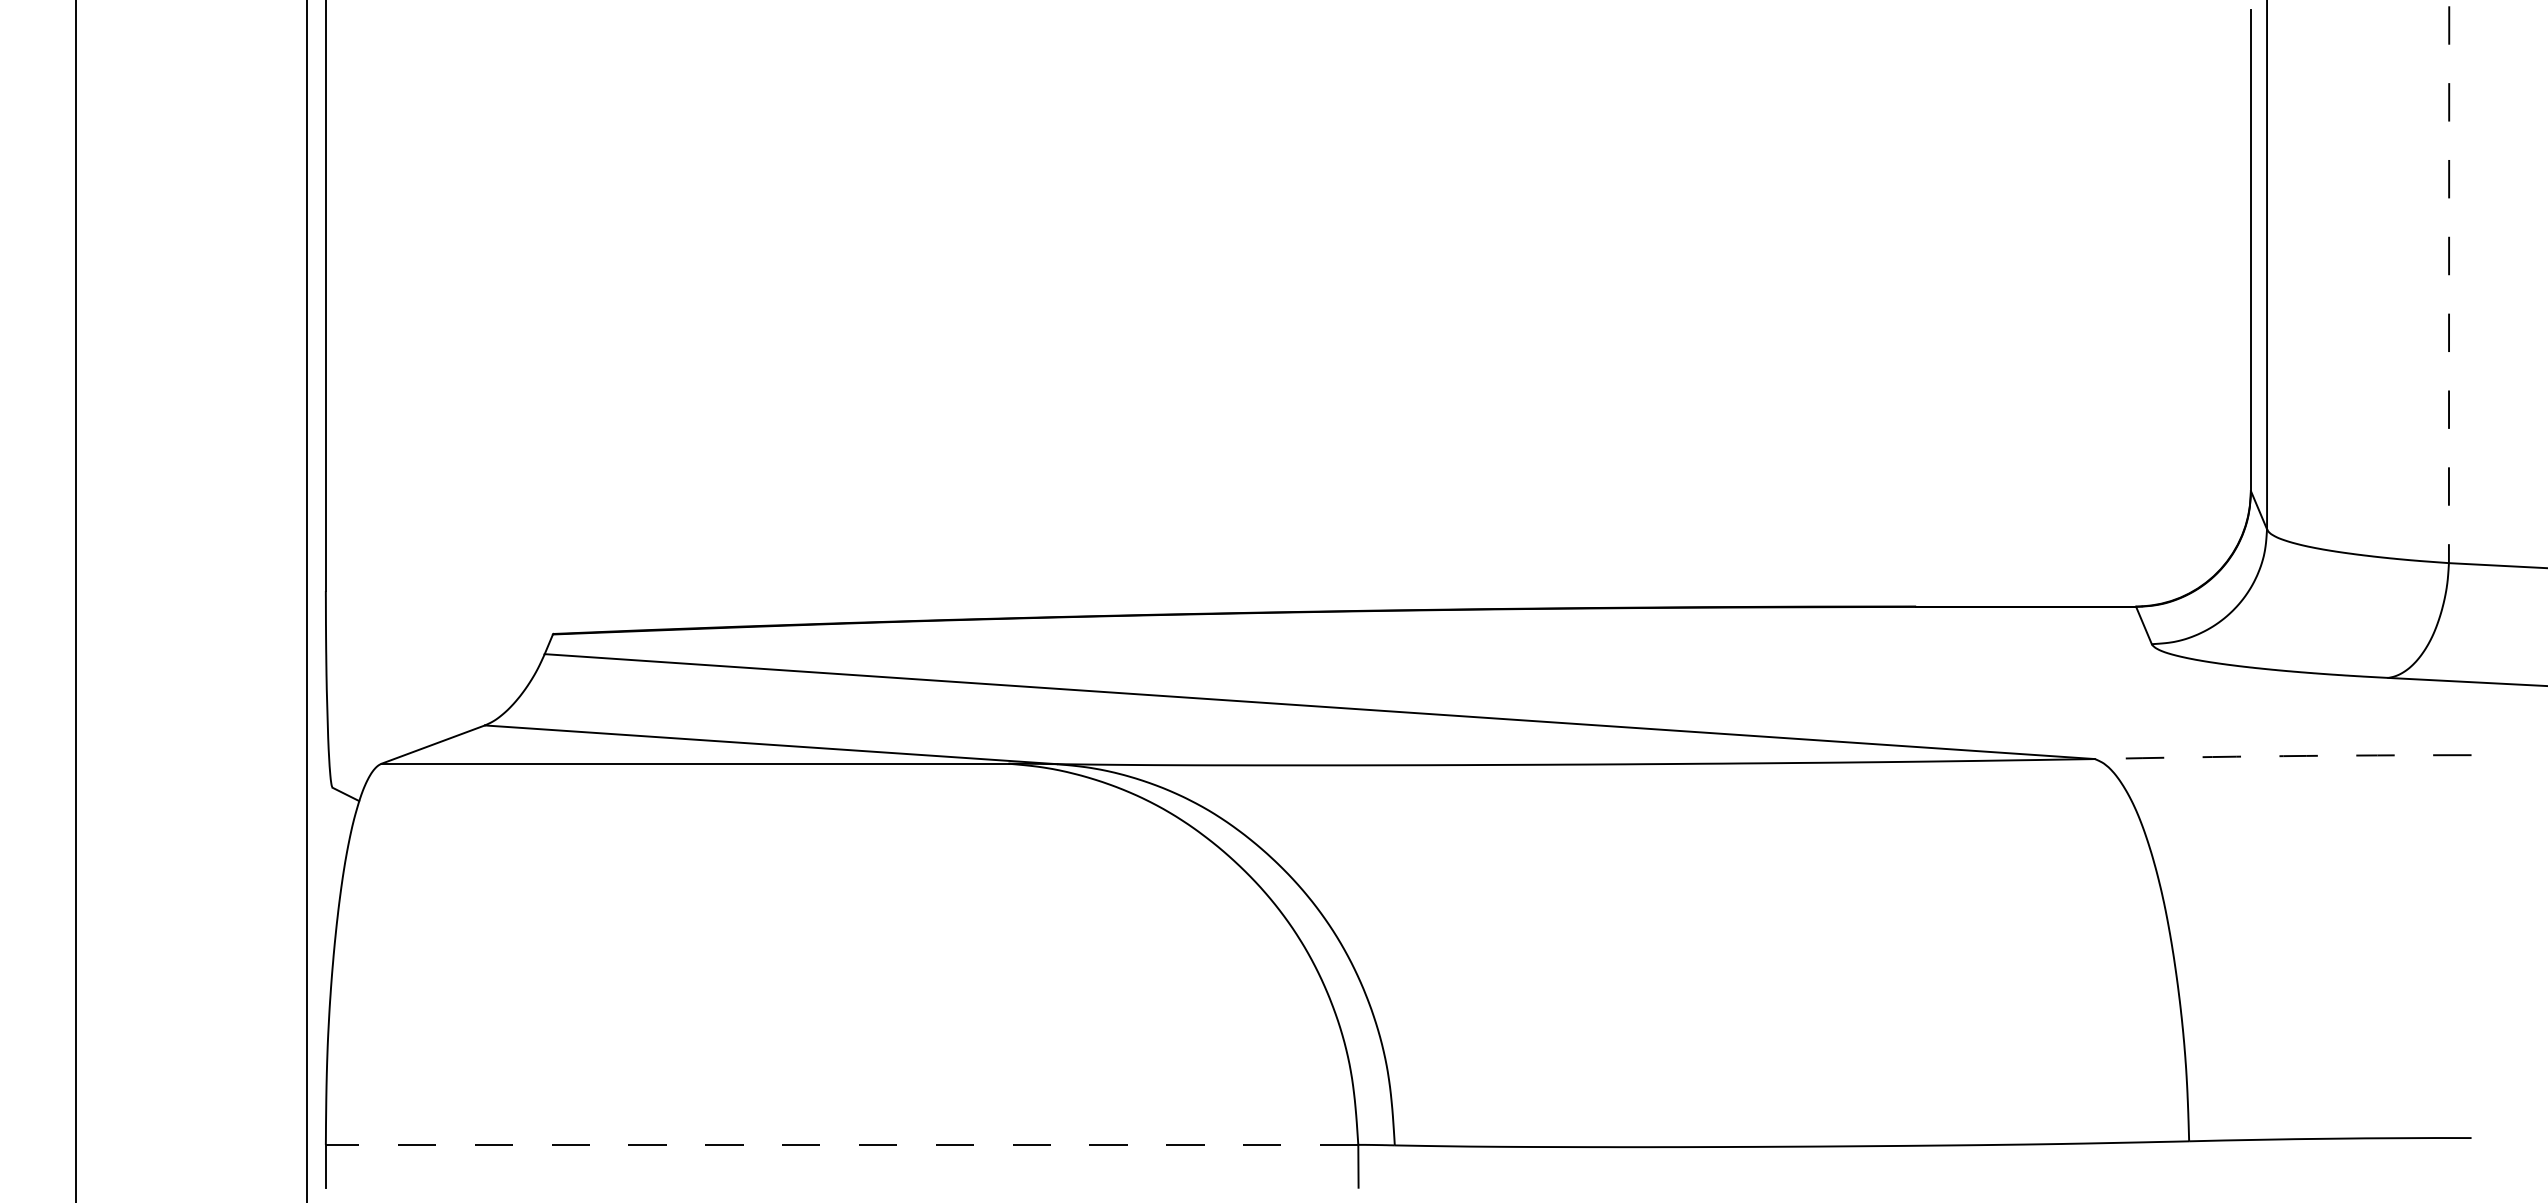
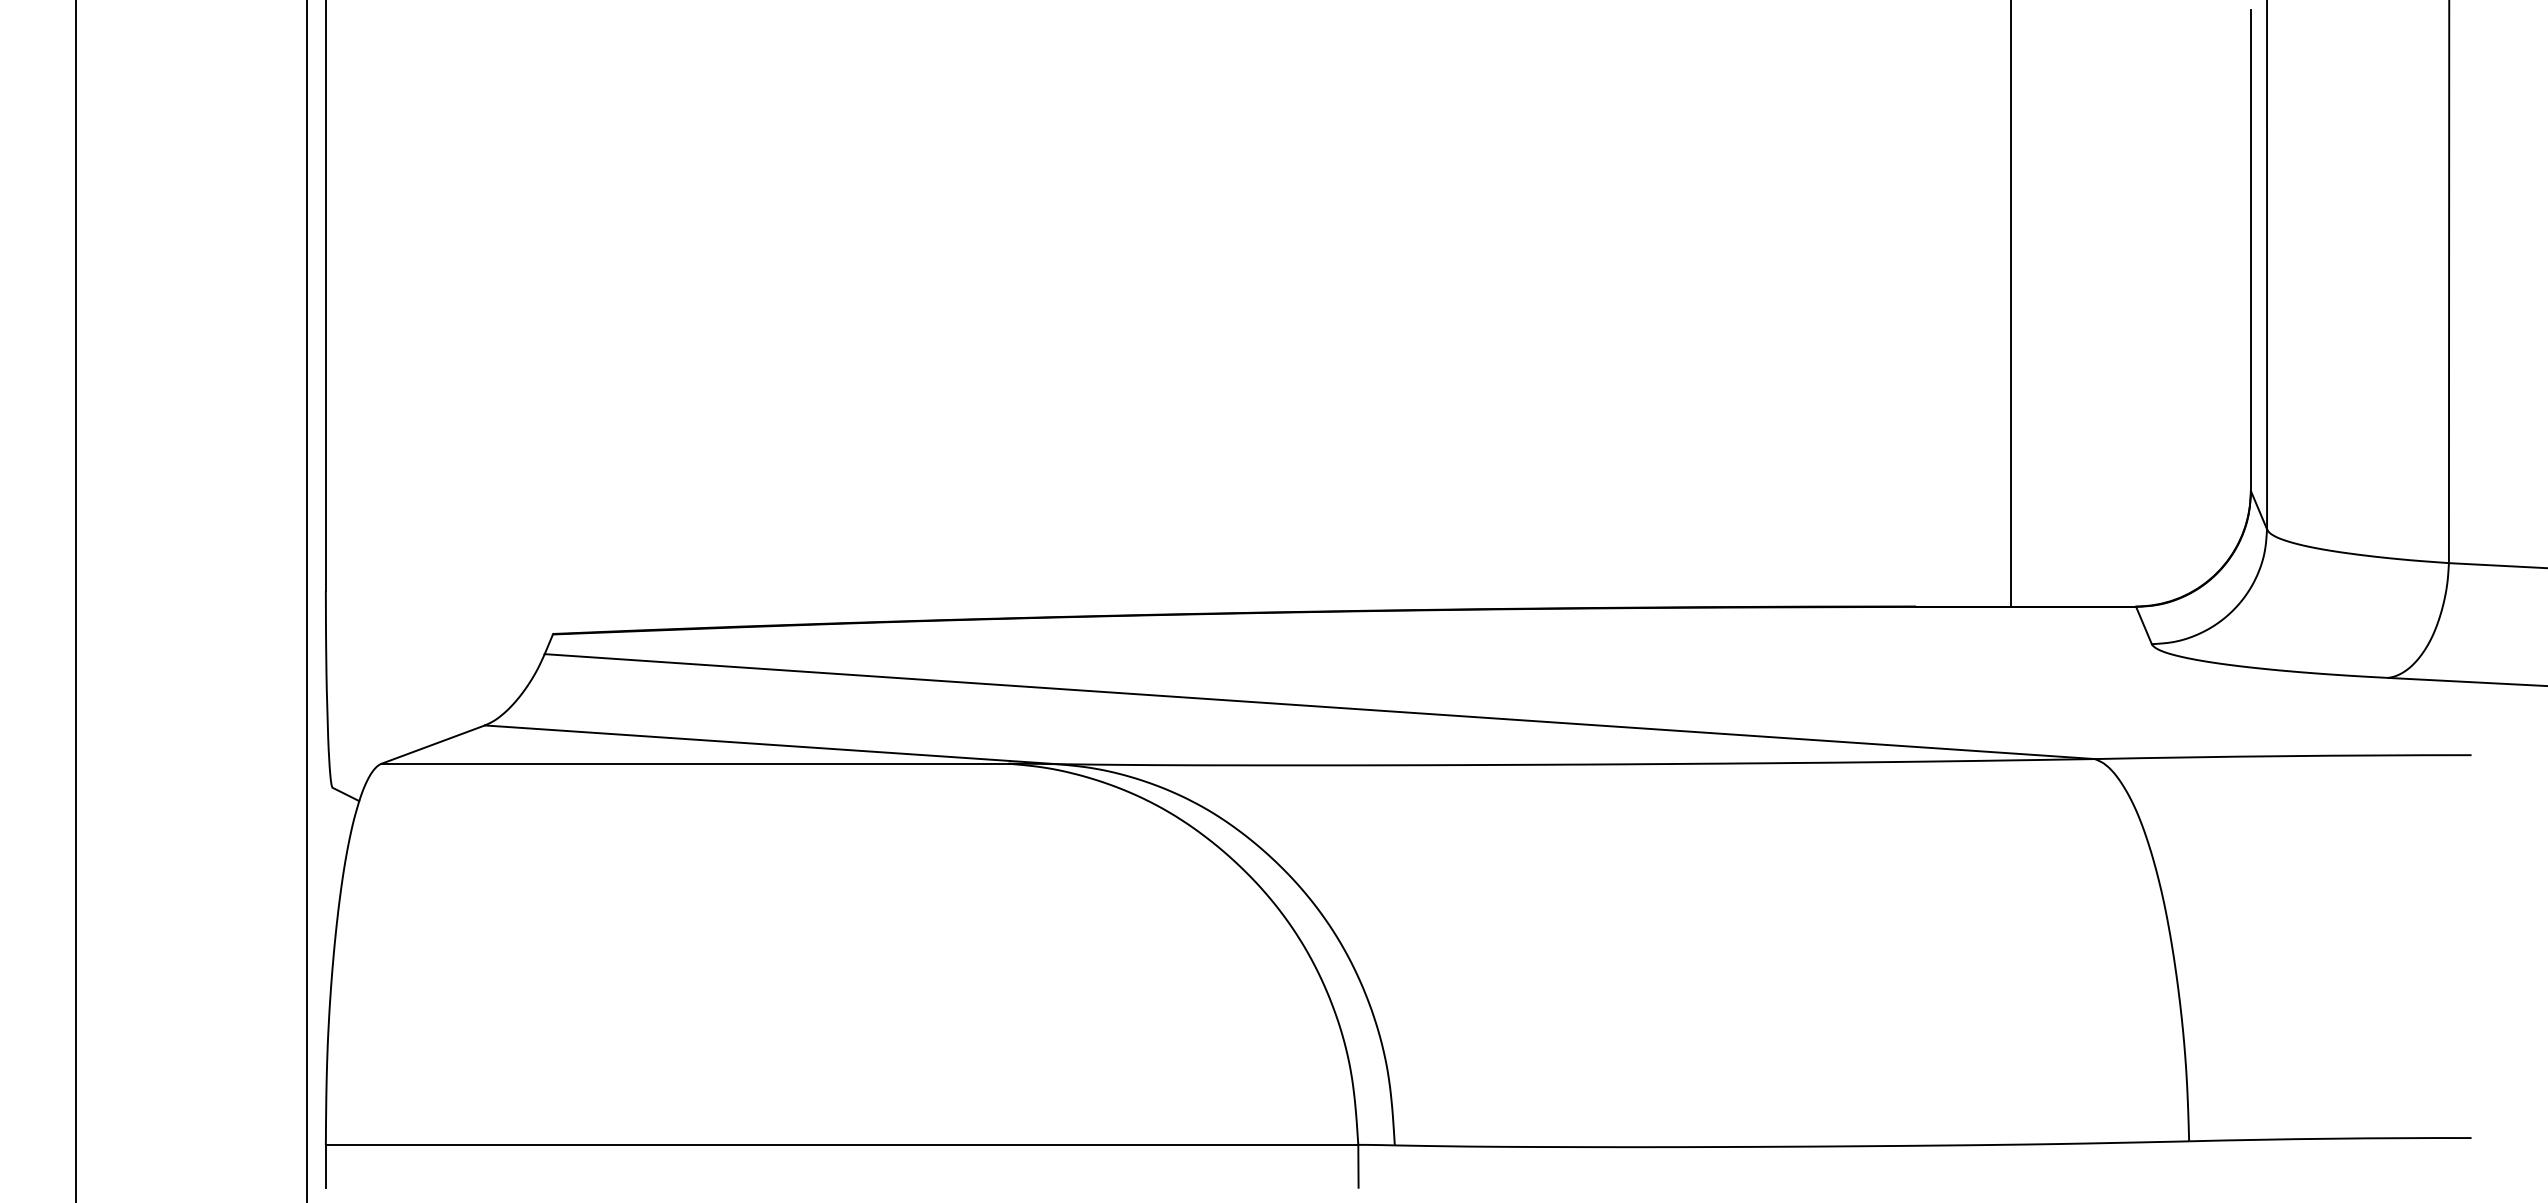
line: dashed -> solid (2449, 282)
line: none -> present (2011, 304)
arc: dashed -> solid (2283, 756)
line: dashed -> solid (841, 1144)
